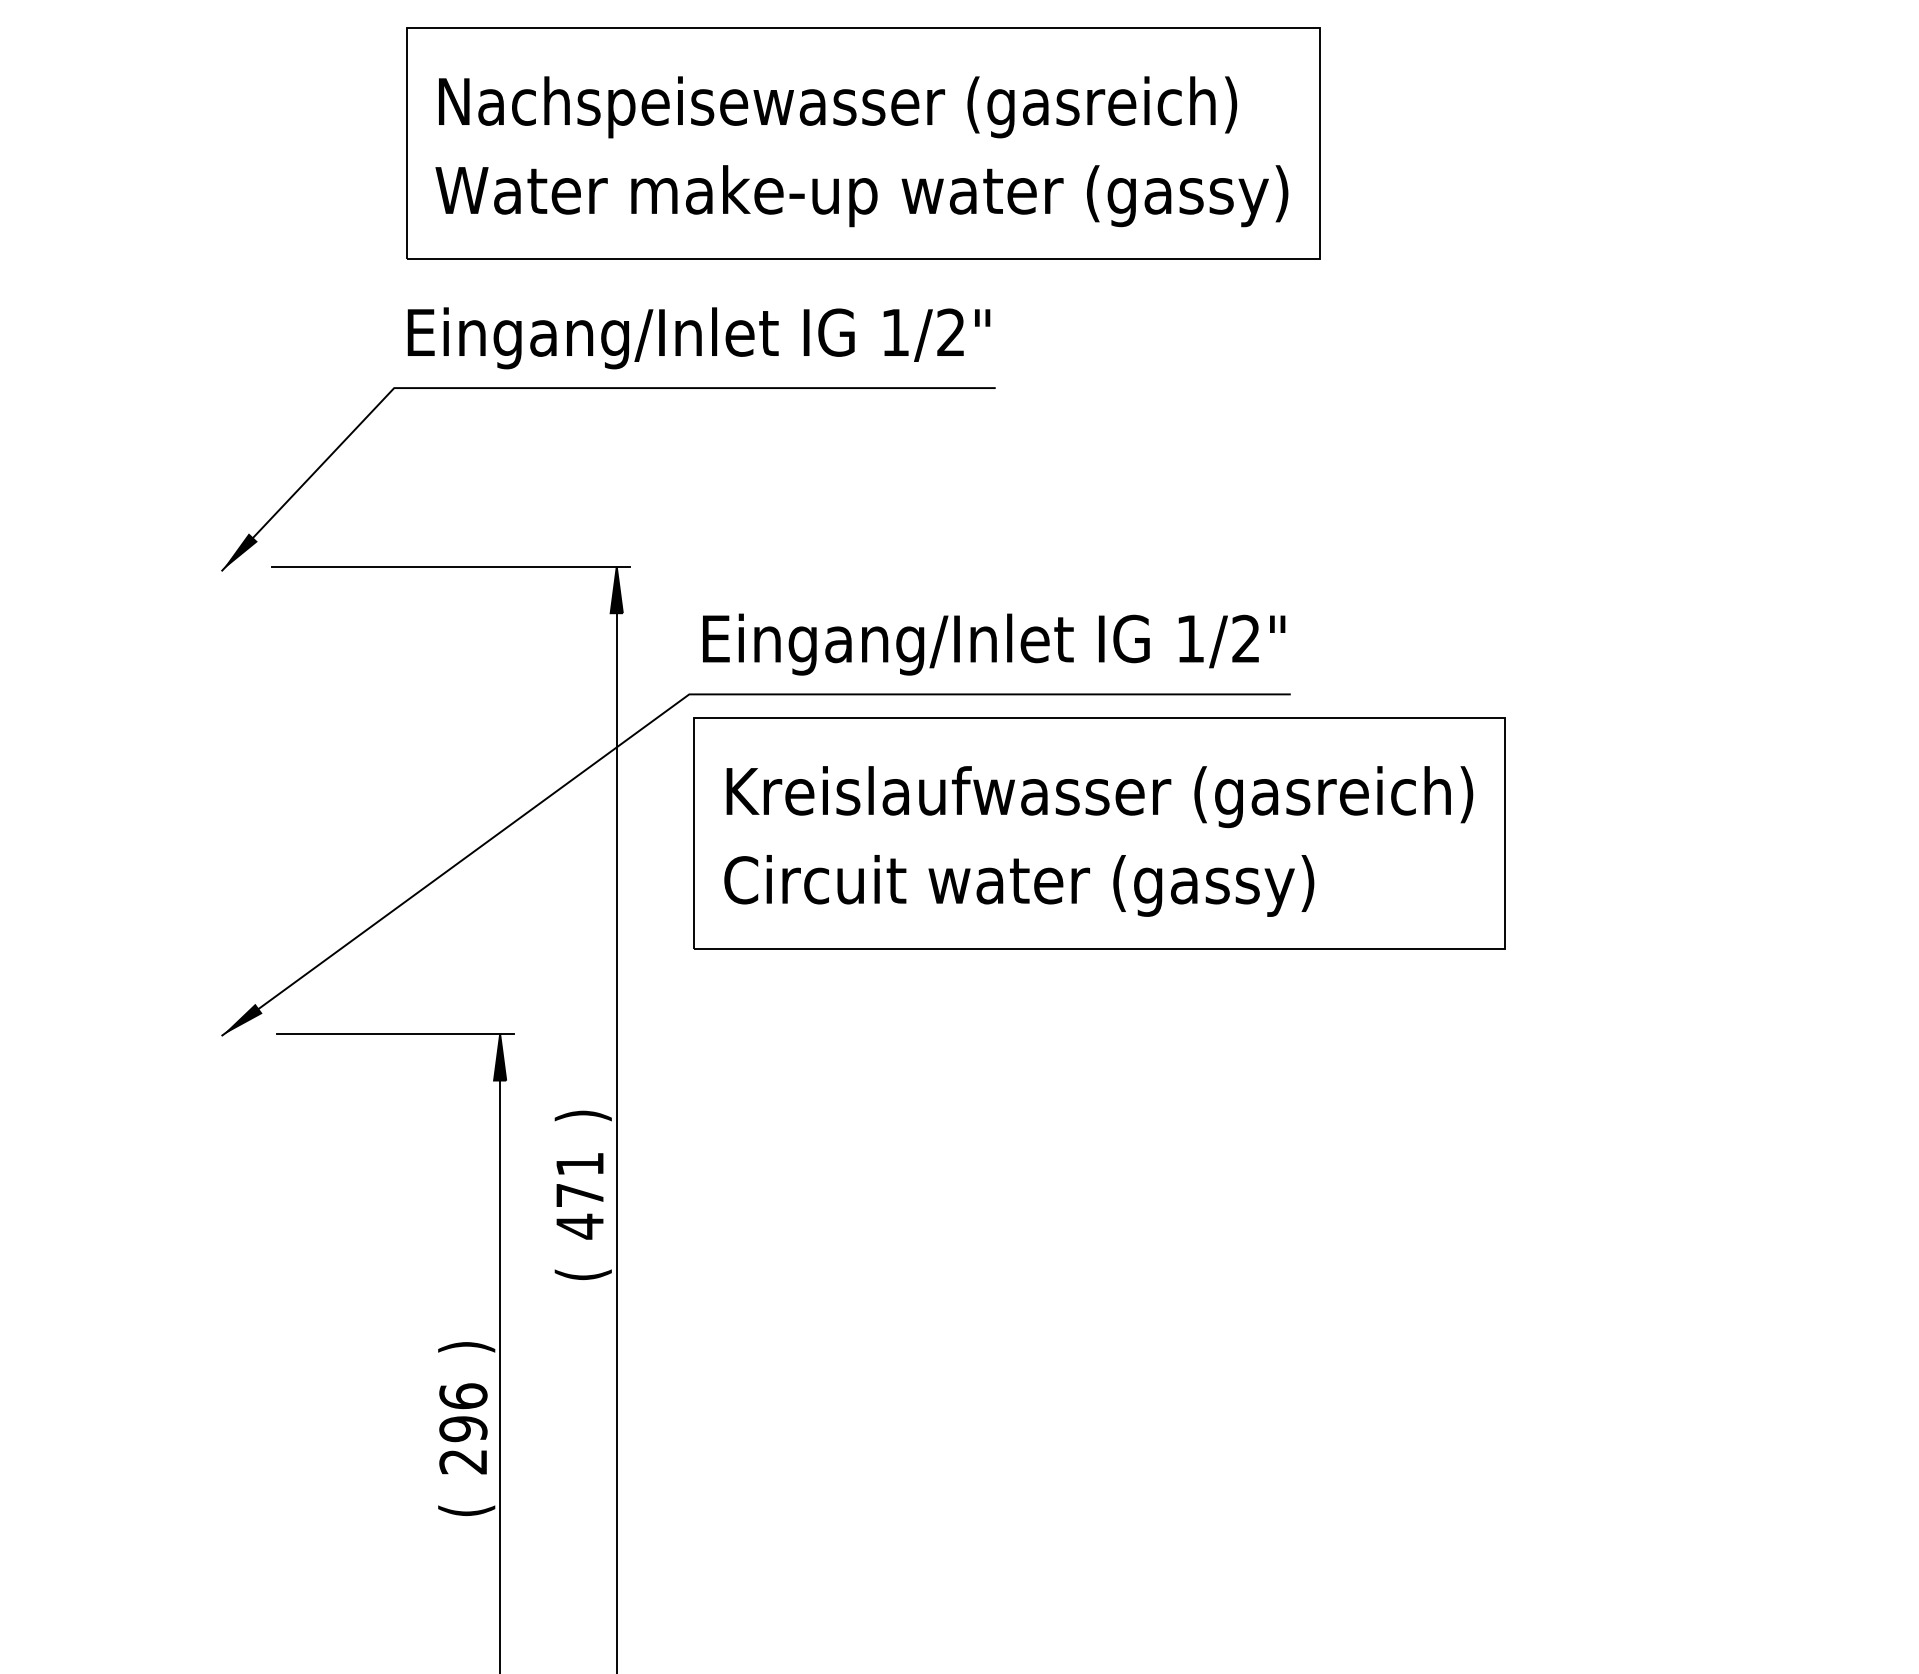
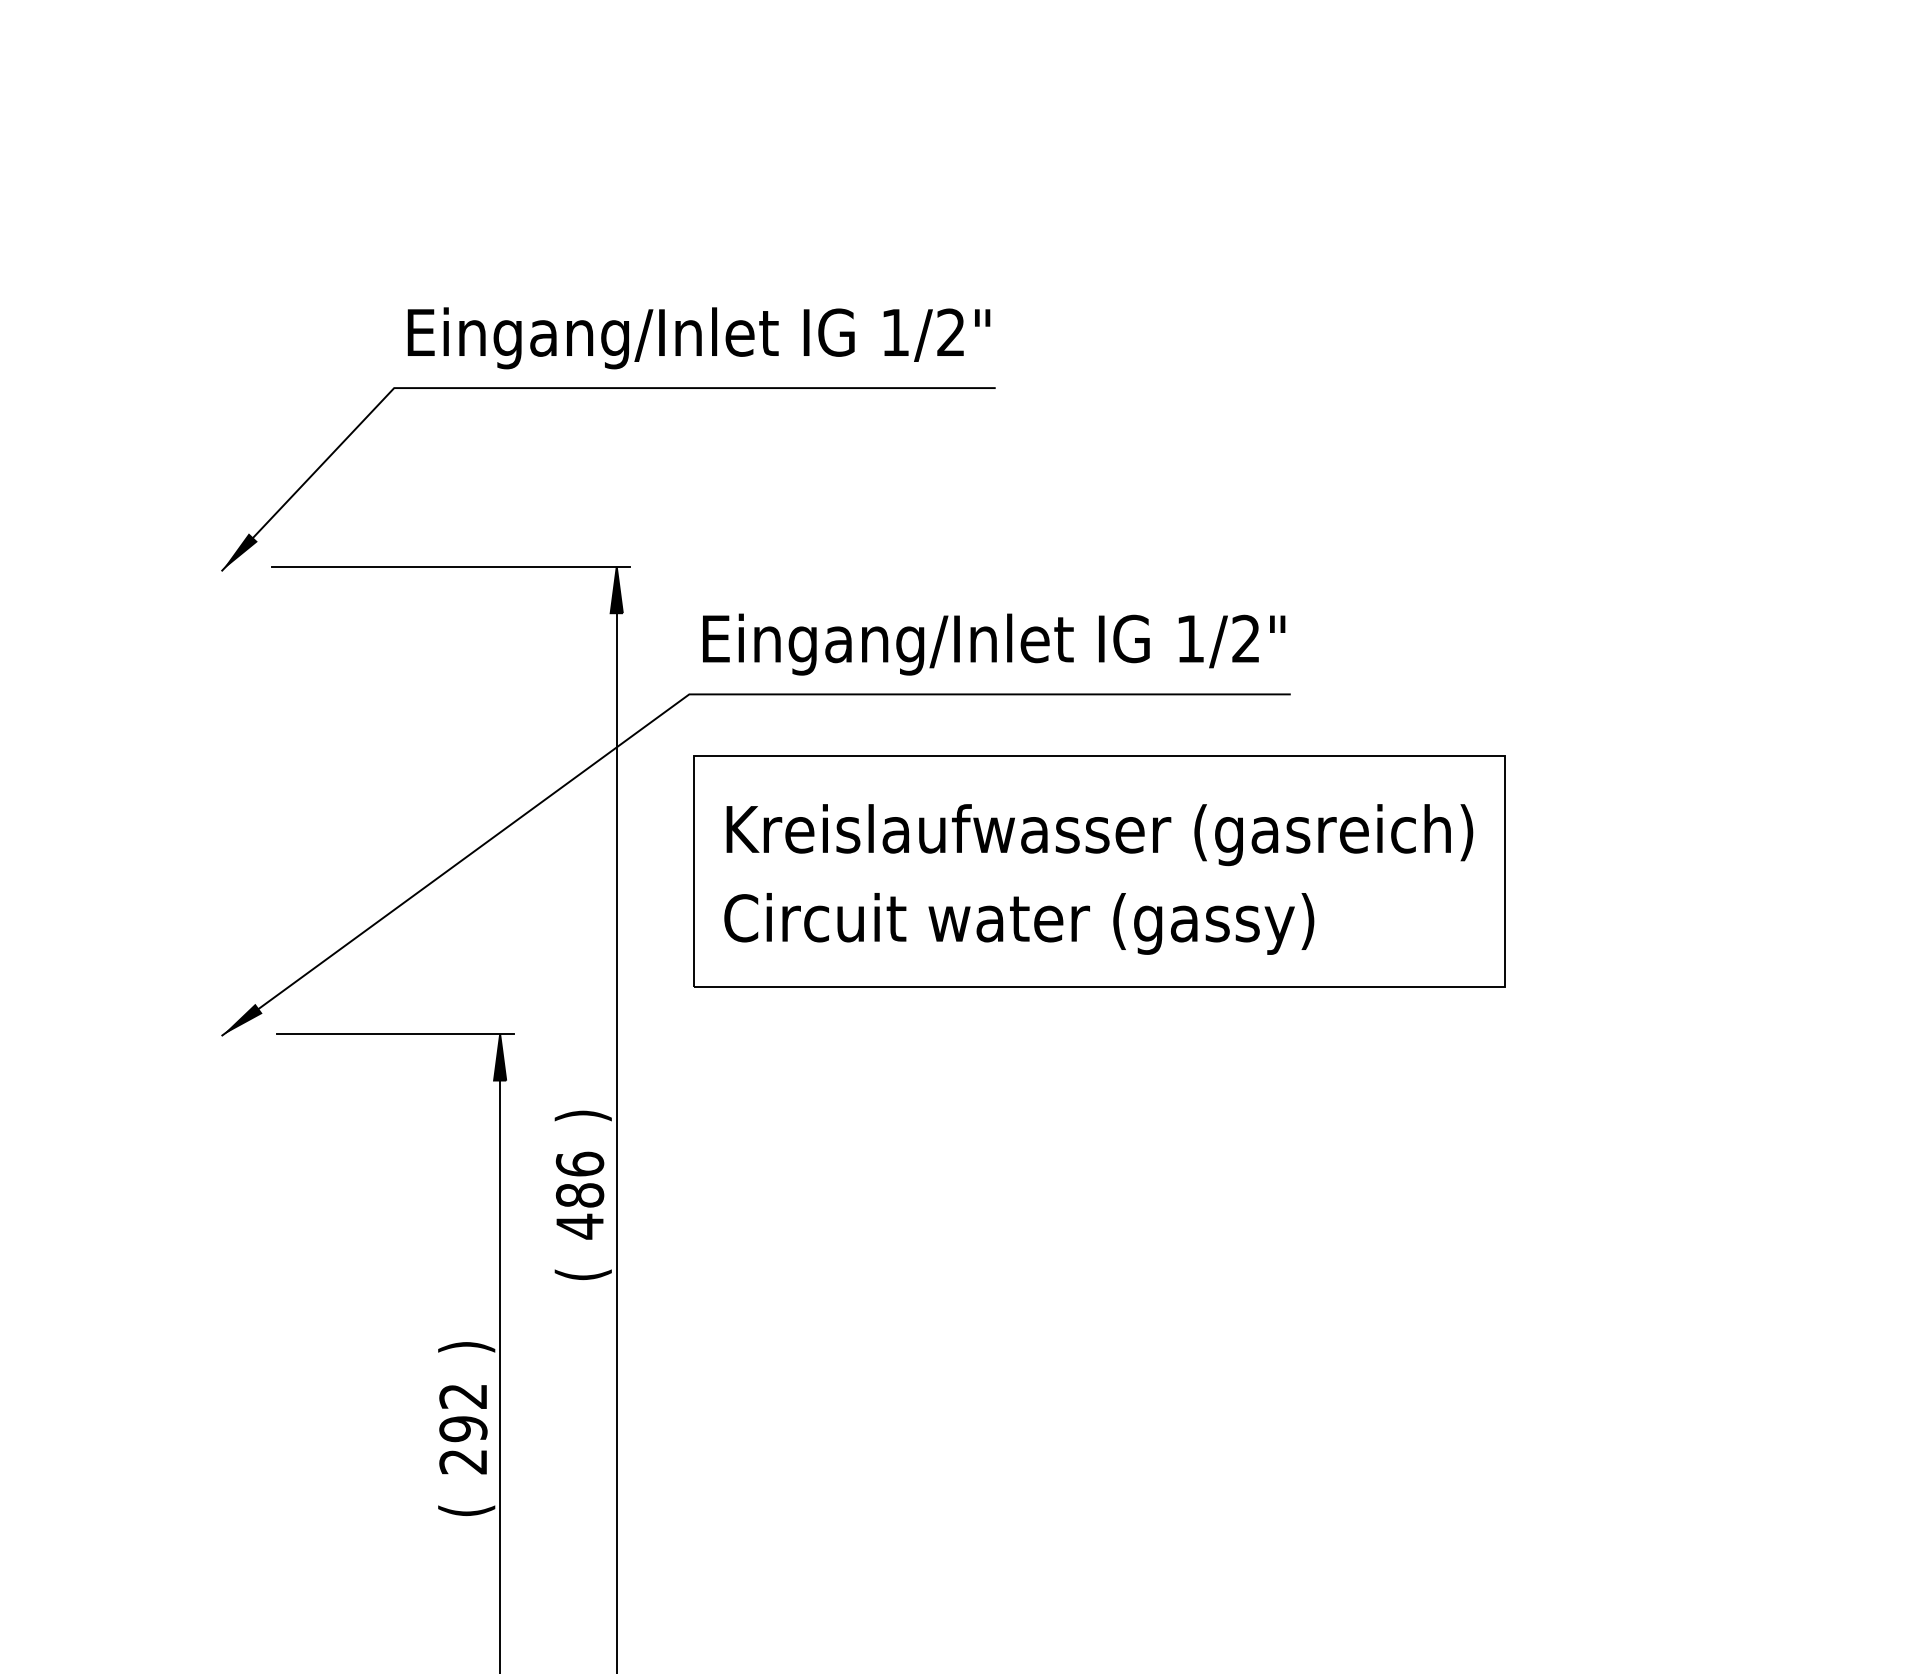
part: present -> none (863, 143)
part position: (1099, 833) -> (1099, 871) (1099, 871)
text: 471 -> 486 (579, 1179)
text: 296 -> 292 (463, 1396)
